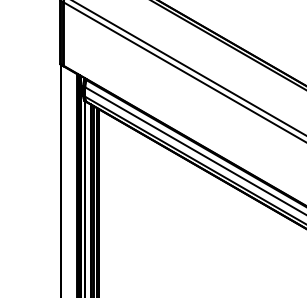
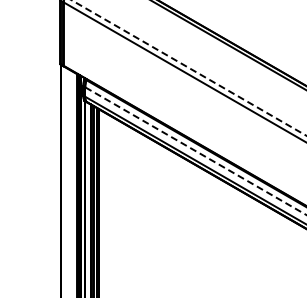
line: solid -> dashed (189, 68)
line: solid -> dashed (196, 151)
